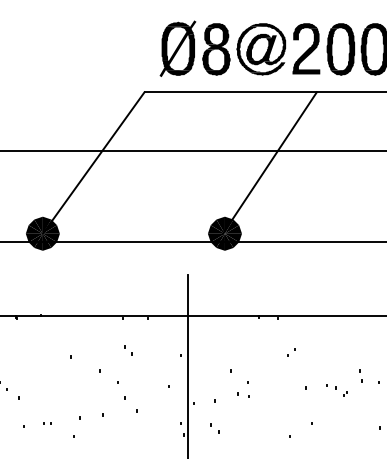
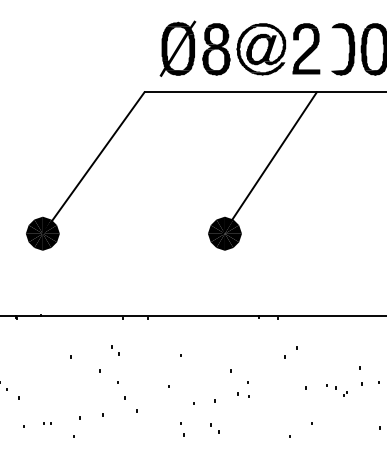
fill: present -> none (333, 49)
line: present -> none (192, 151)
line: present -> none (192, 242)
part position: (128, 350) -> (115, 350) (115, 350)
part size: 9x9 px -> 14x13 px (290, 352)
line: present -> none (187, 365)
part size: 4x14 px -> 4x20 px (360, 375)
